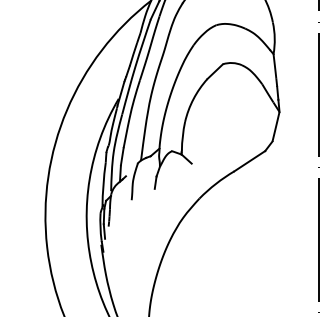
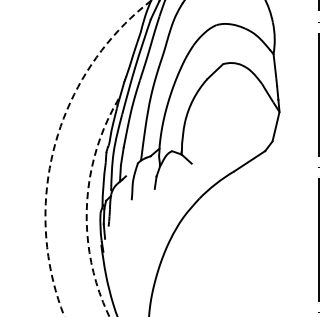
arc: solid -> dashed (55, 143)
arc: solid -> dashed (86, 207)
